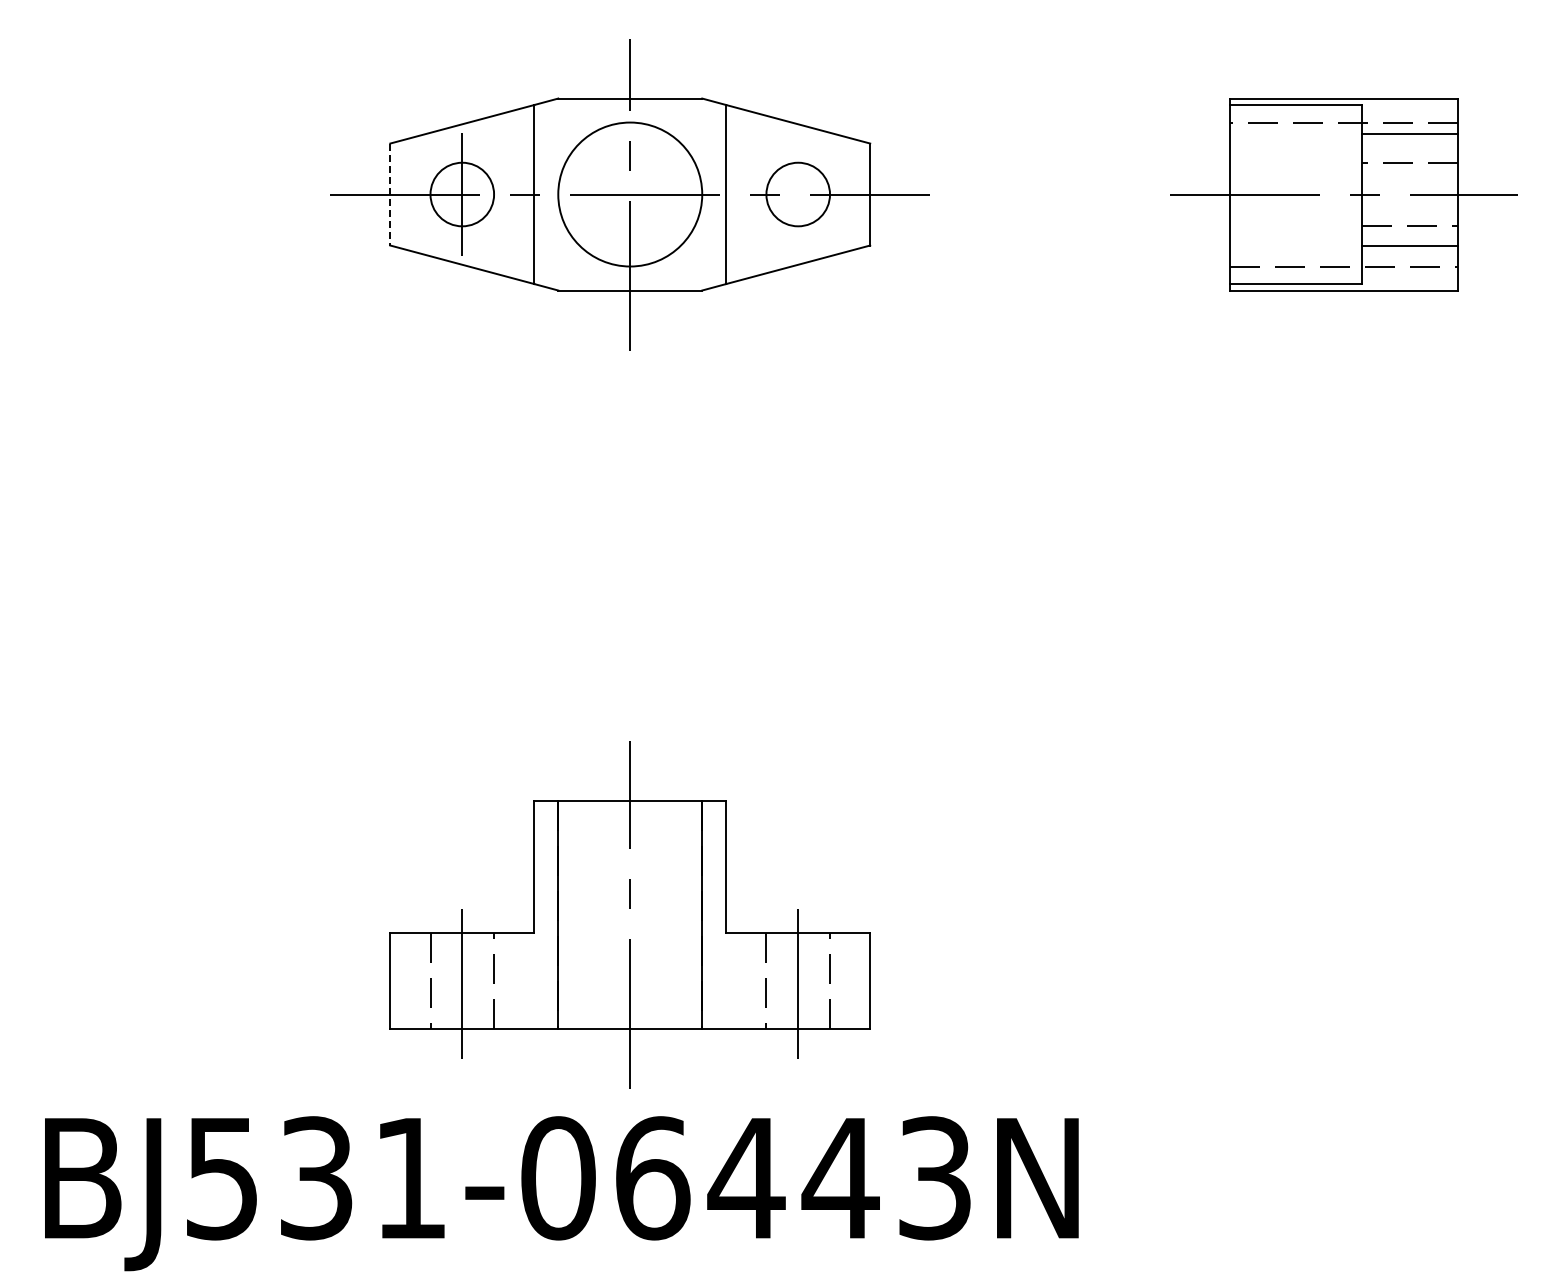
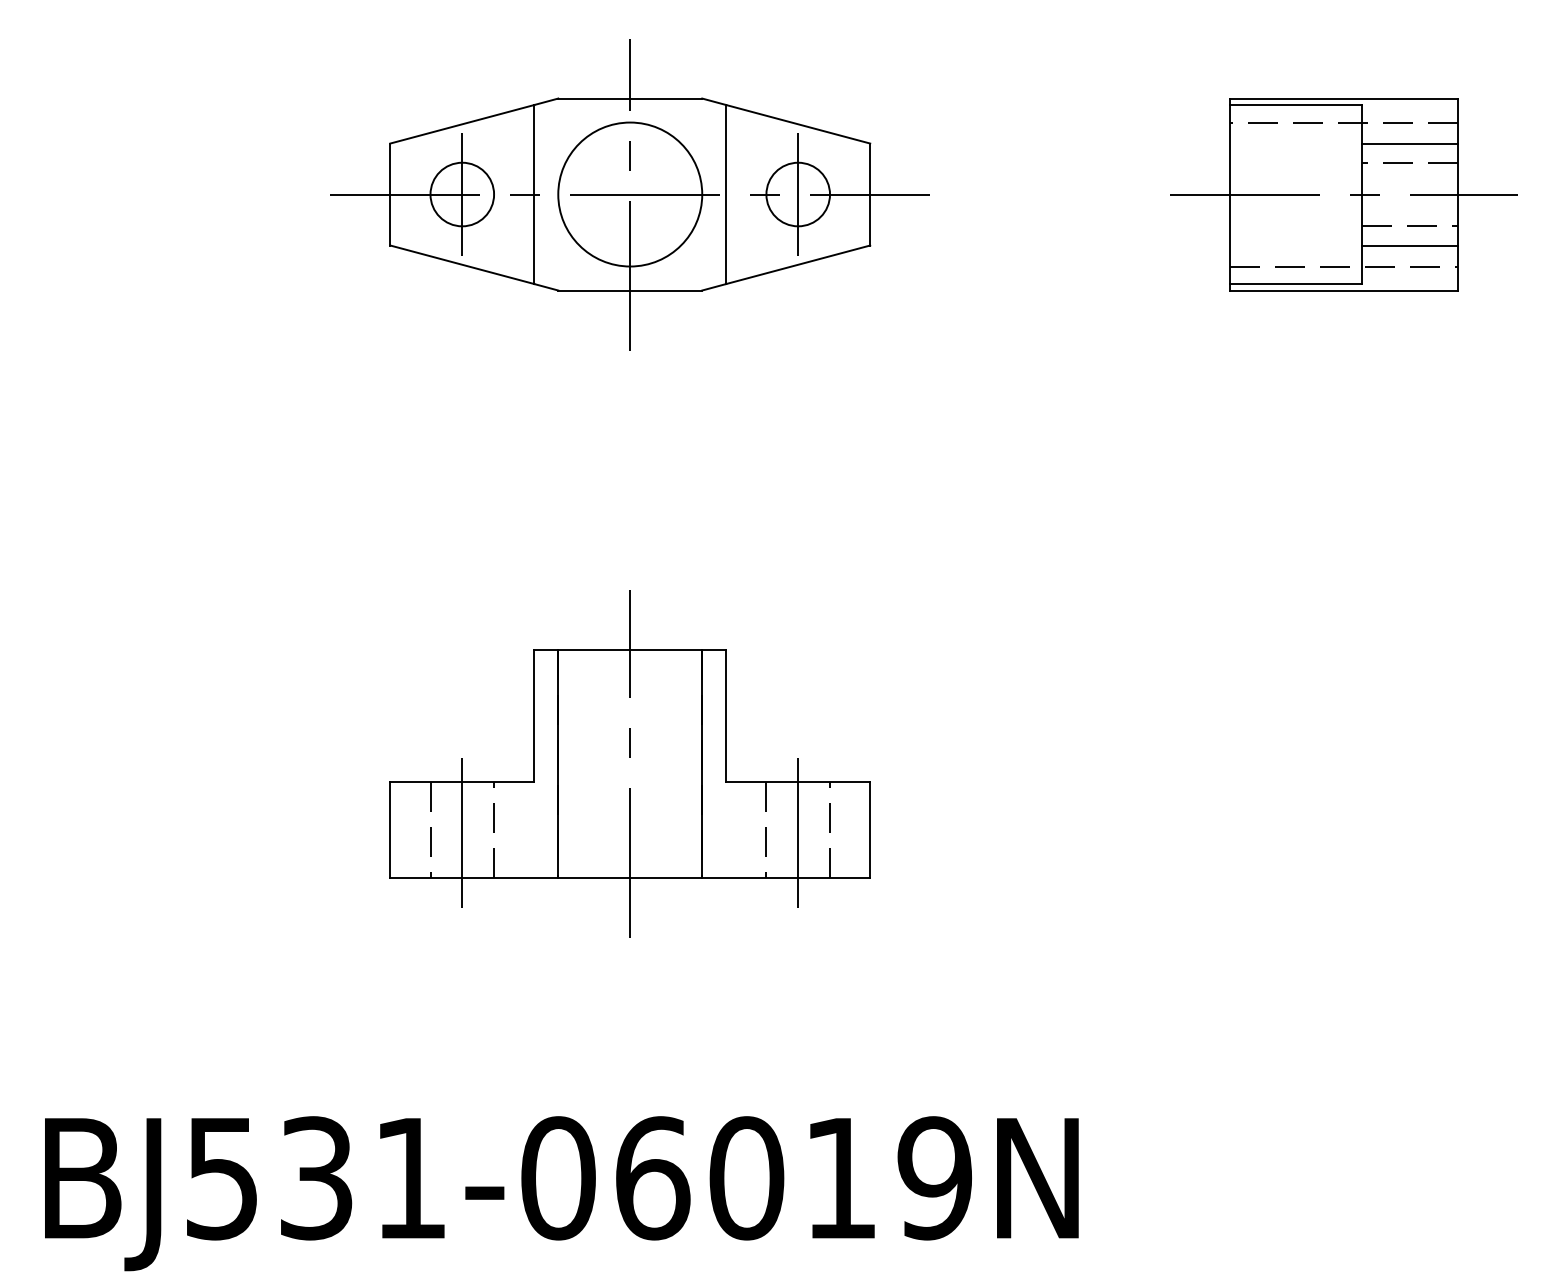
line position: (1410, 133) -> (1410, 143) (1410, 143)
line: dashed -> solid (390, 194)
line: none -> present (798, 194)
part position: (629, 914) -> (629, 763) (629, 763)
text: BJ531-06443N -> BJ531-06019N (839, 1178)
